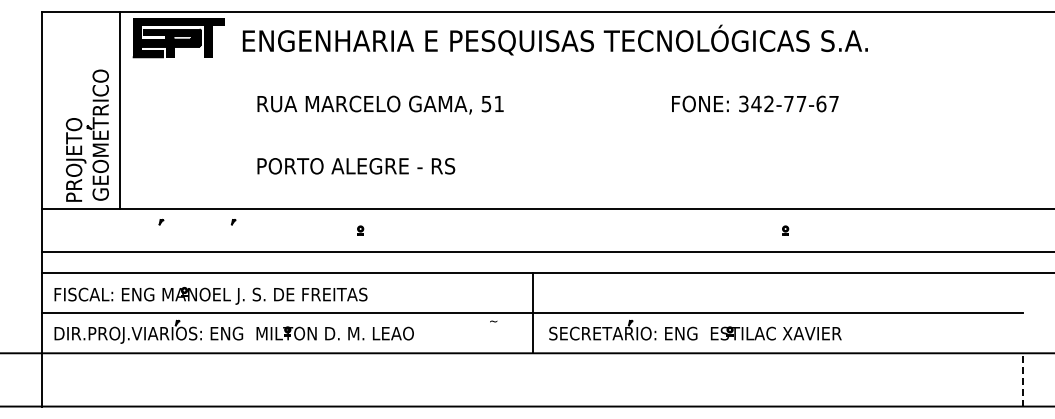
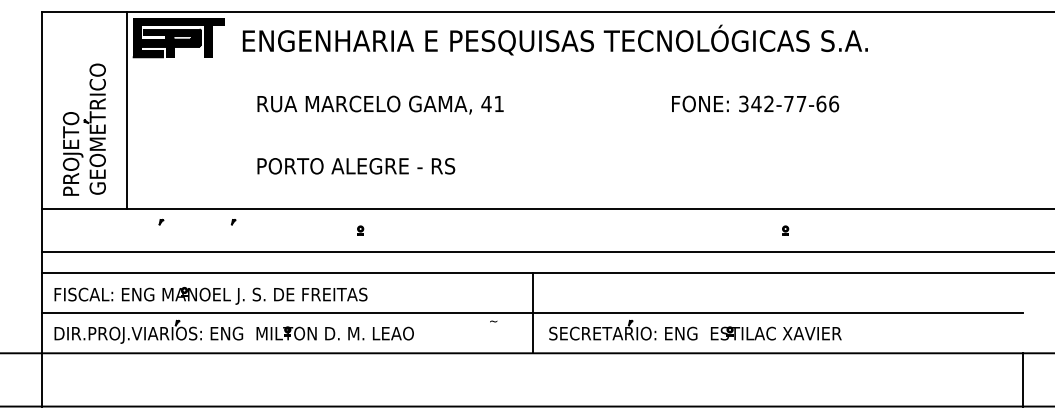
text: 342-77-67 -> 342-77-66 (834, 103)
text: 51 -> 41 (486, 104)
line position: (120, 110) -> (127, 110) (127, 110)
part position: (87, 135) -> (84, 129) (84, 129)
line: dashed -> solid (1023, 379)
